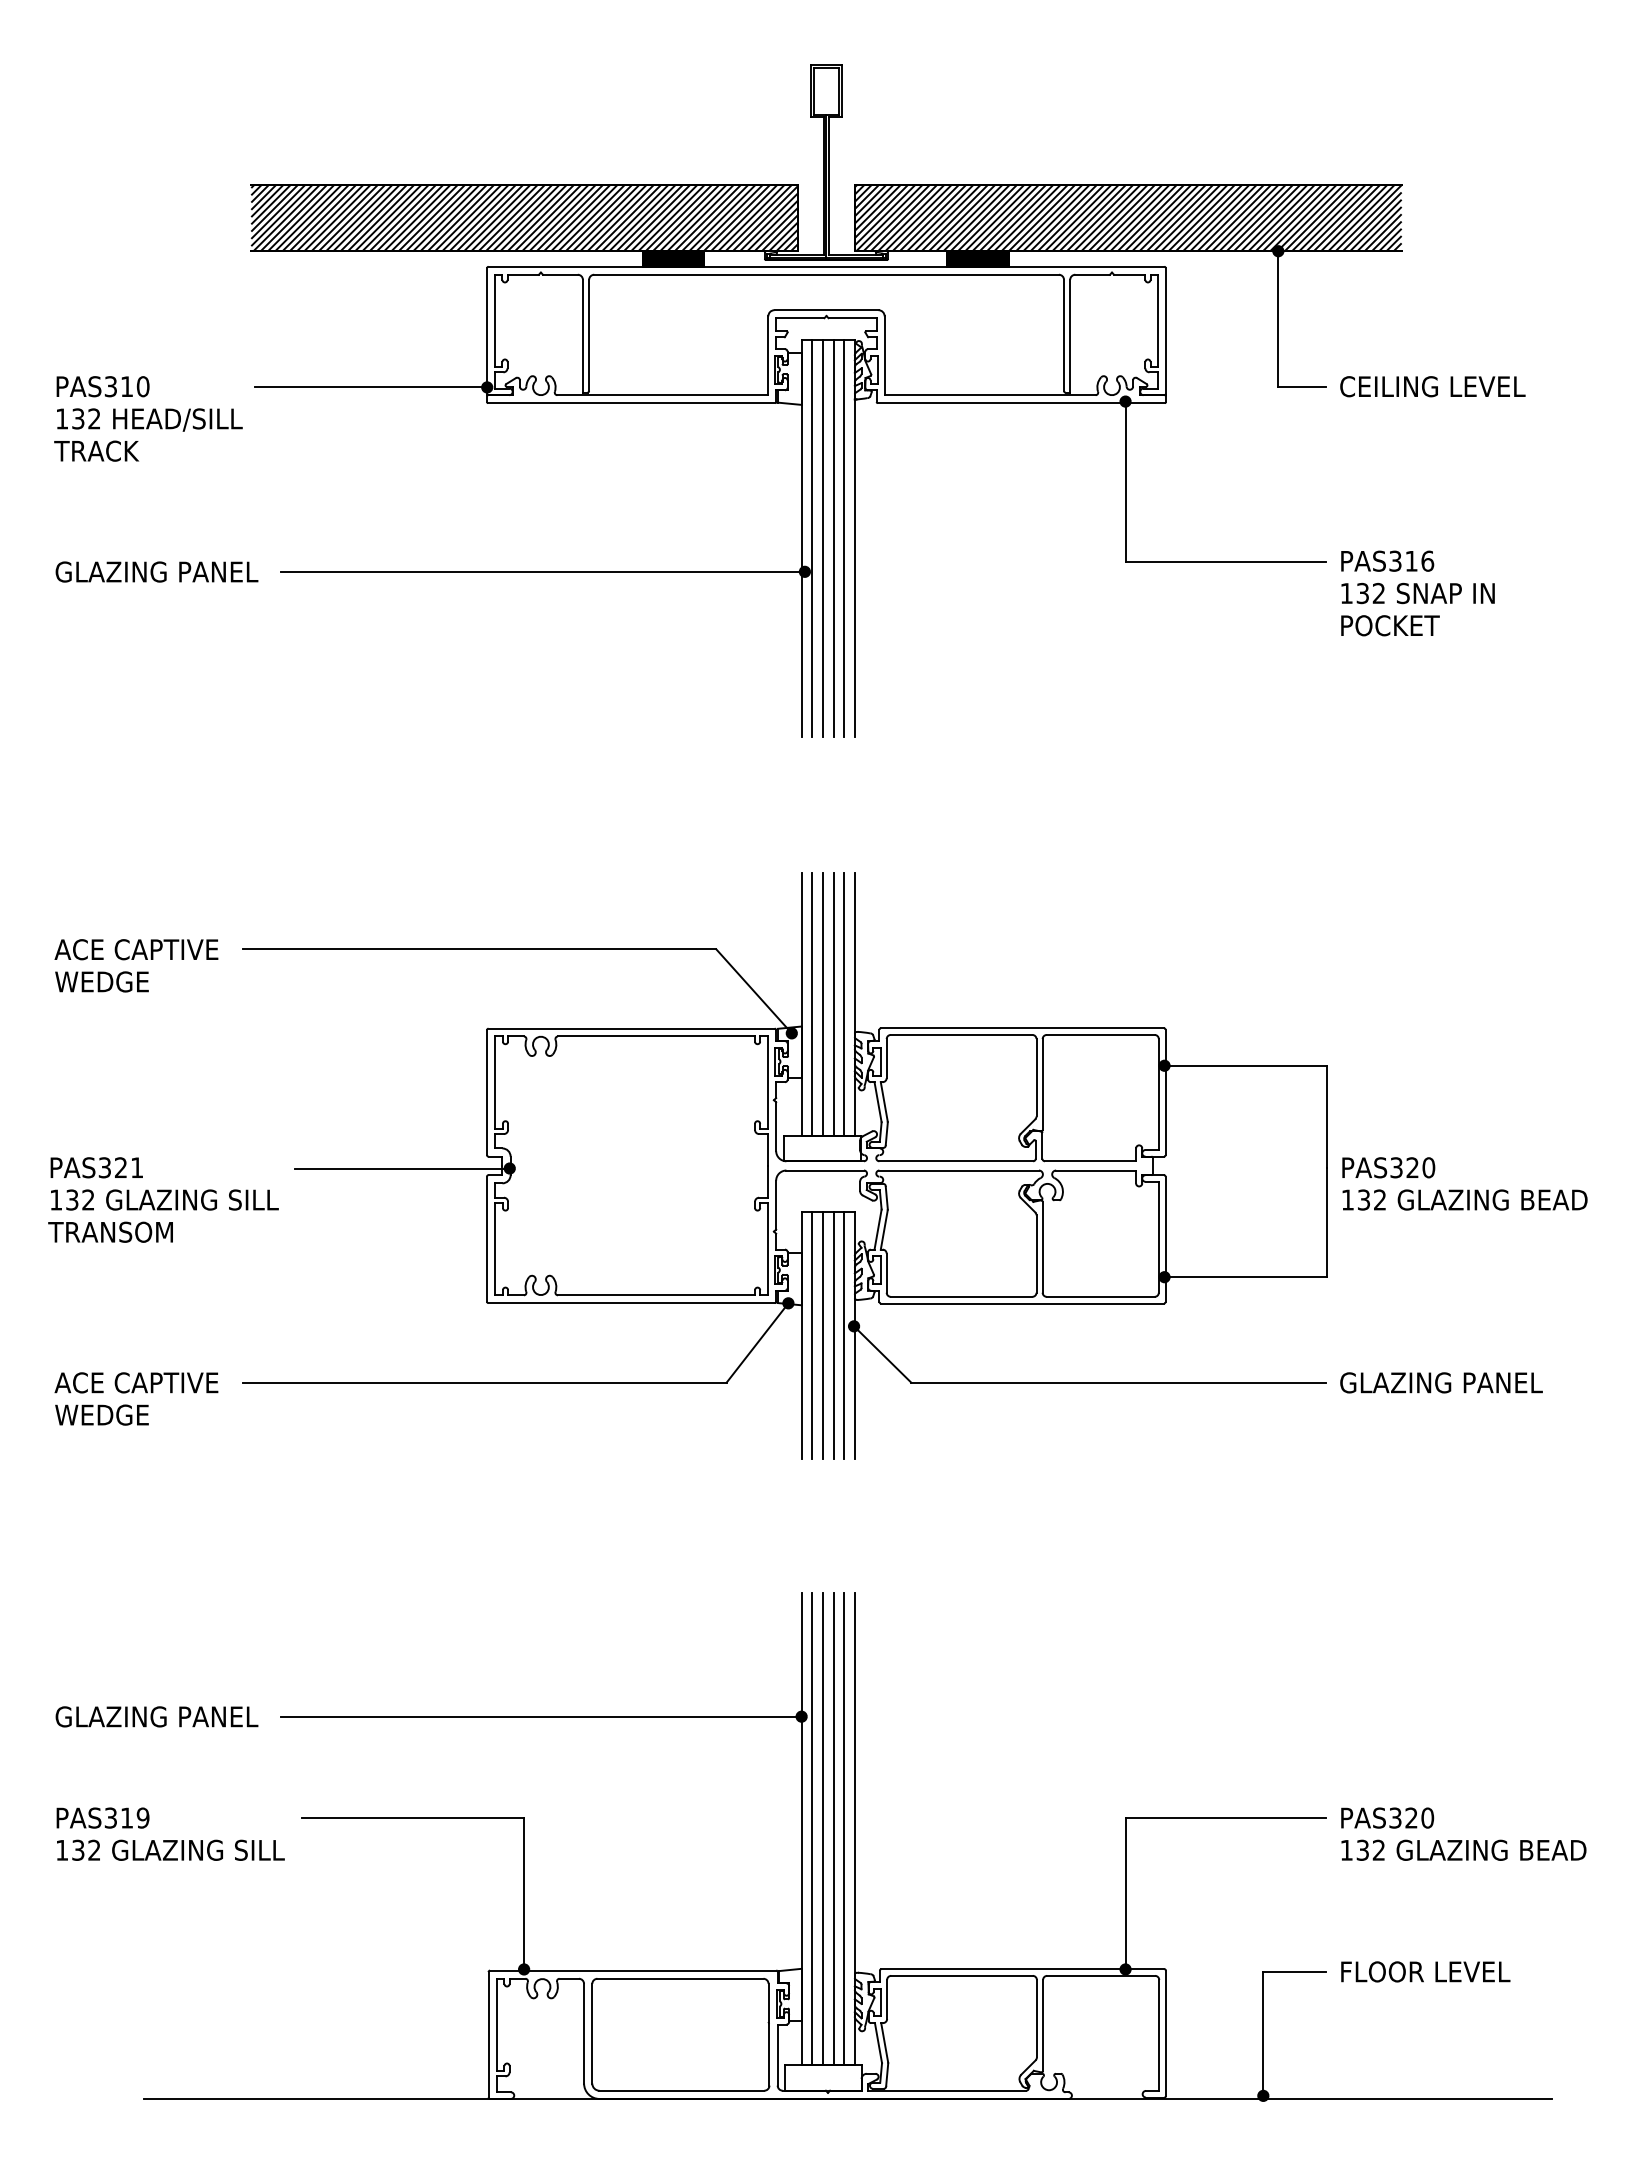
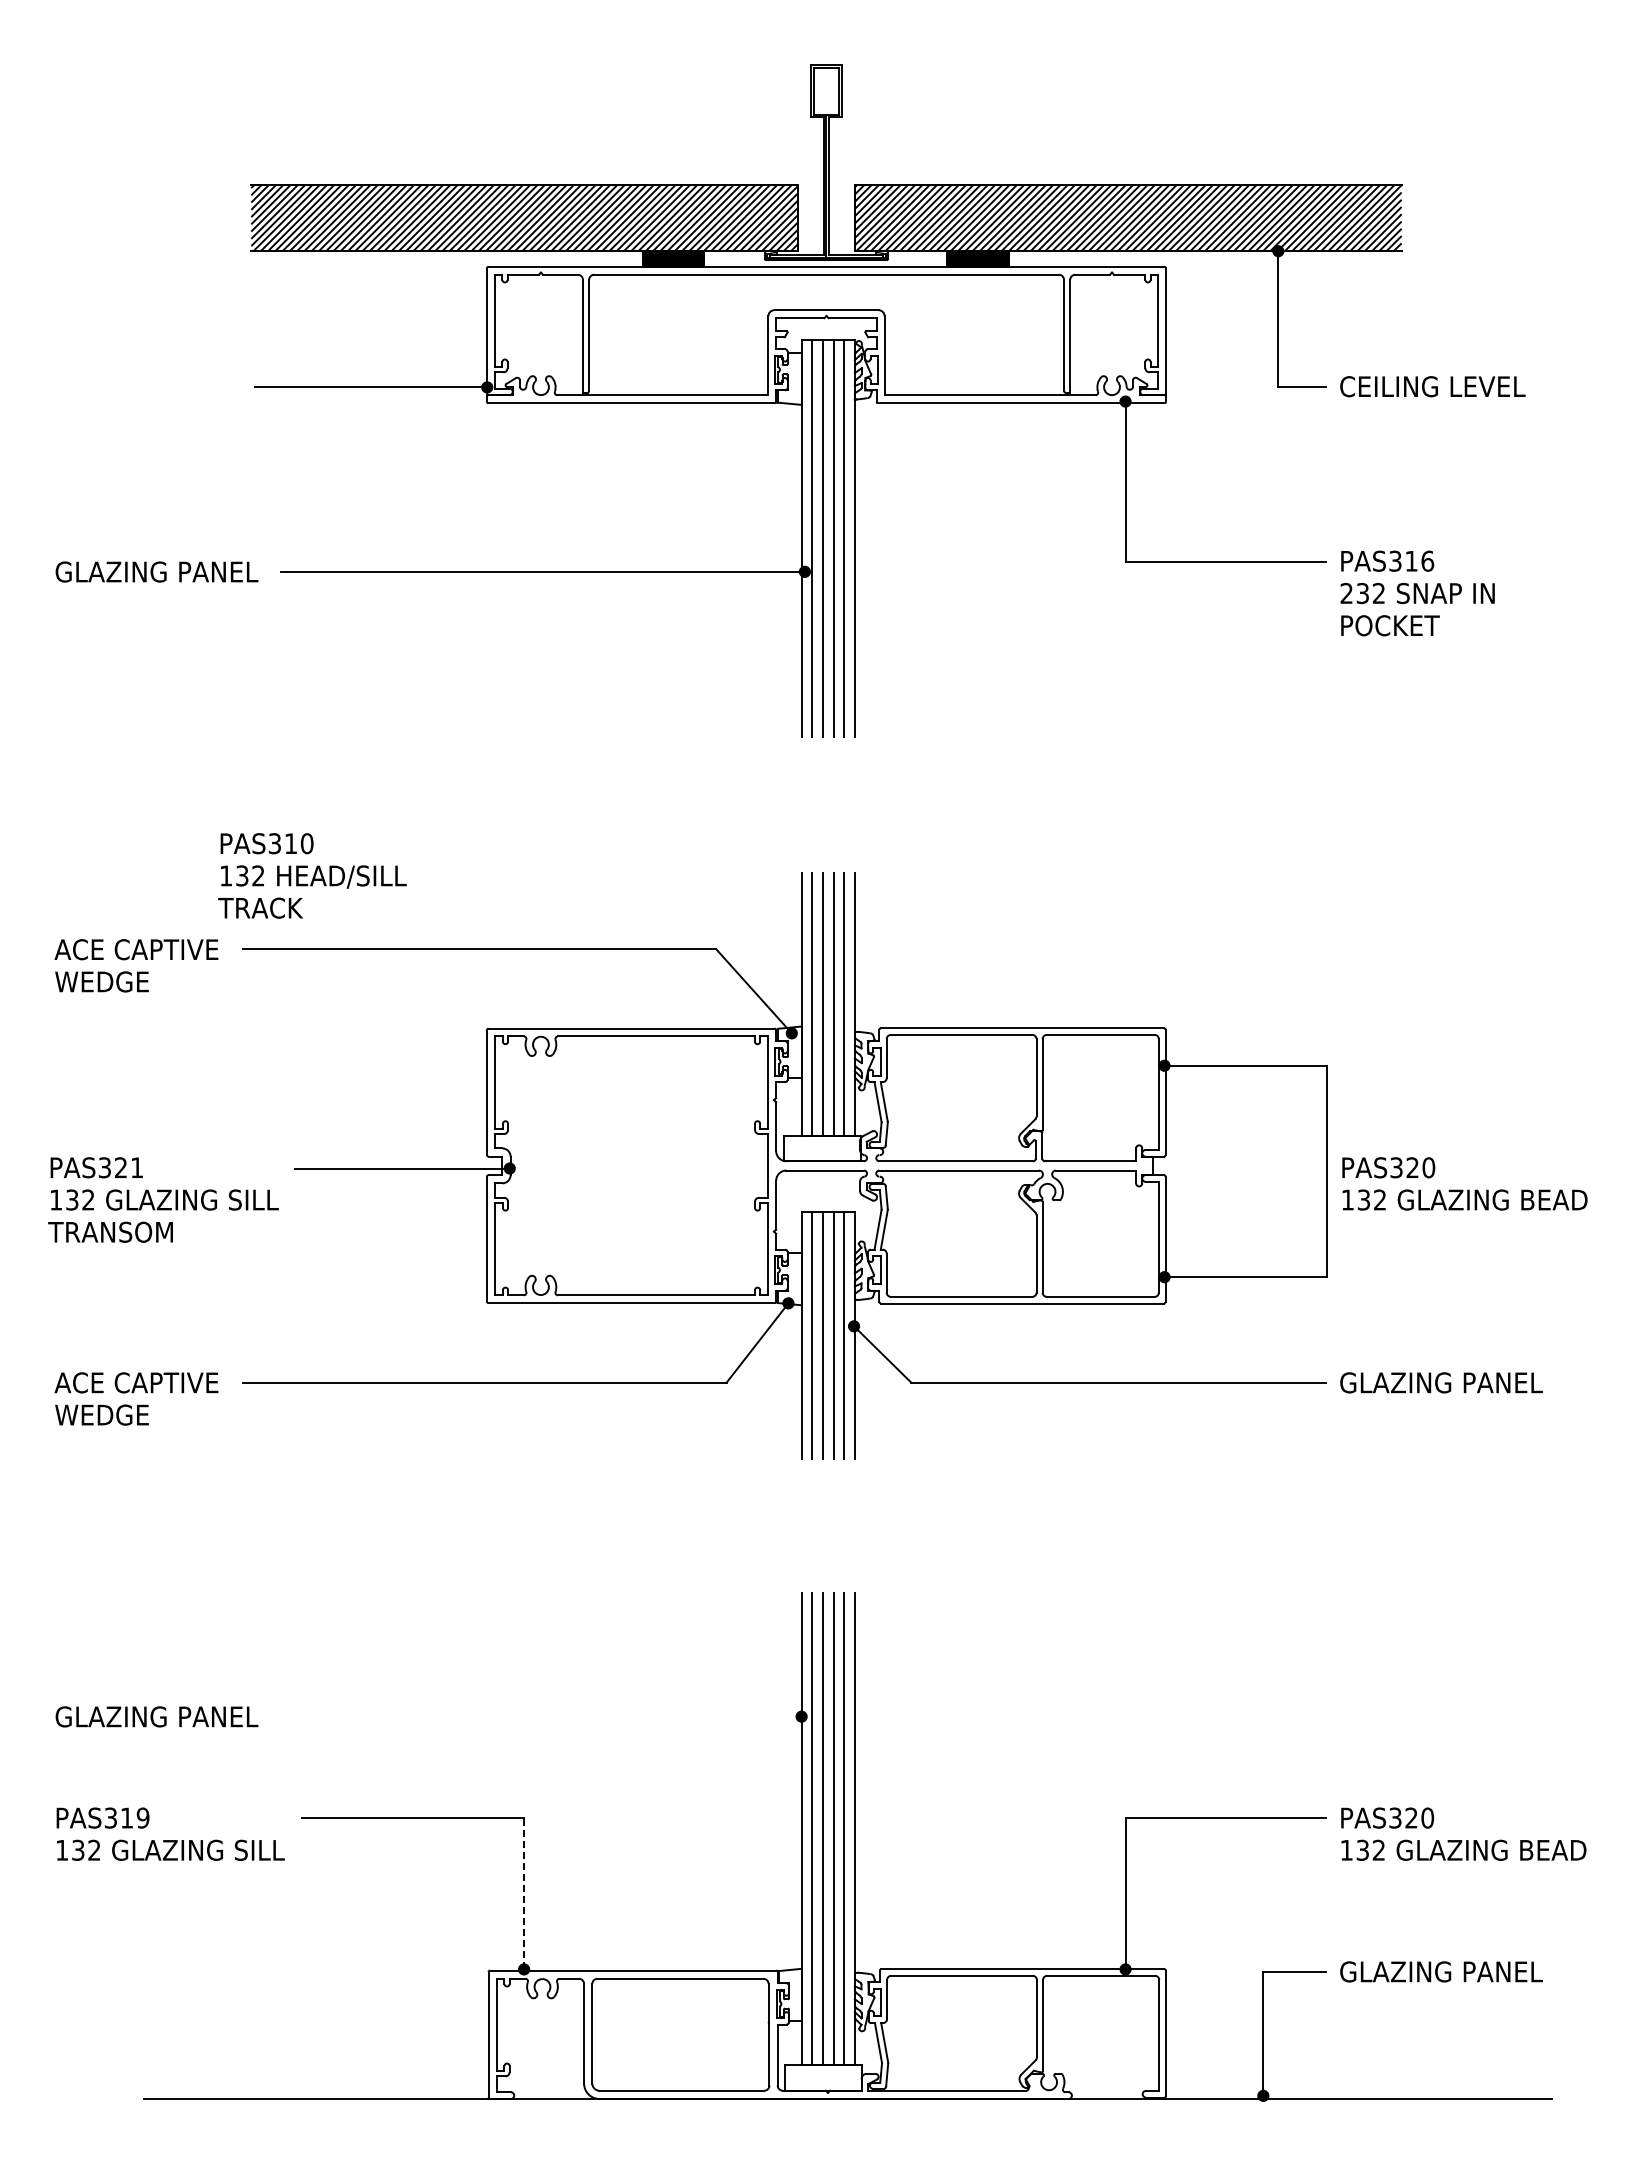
text position: (148, 418) -> (312, 875) (312, 875)
text: 132 -> 232 (1346, 592)
line: present -> none (541, 1716)
line: solid -> dashed (524, 1893)
text: FLOOR LEVEL -> GLAZING PANEL (1441, 1971)
